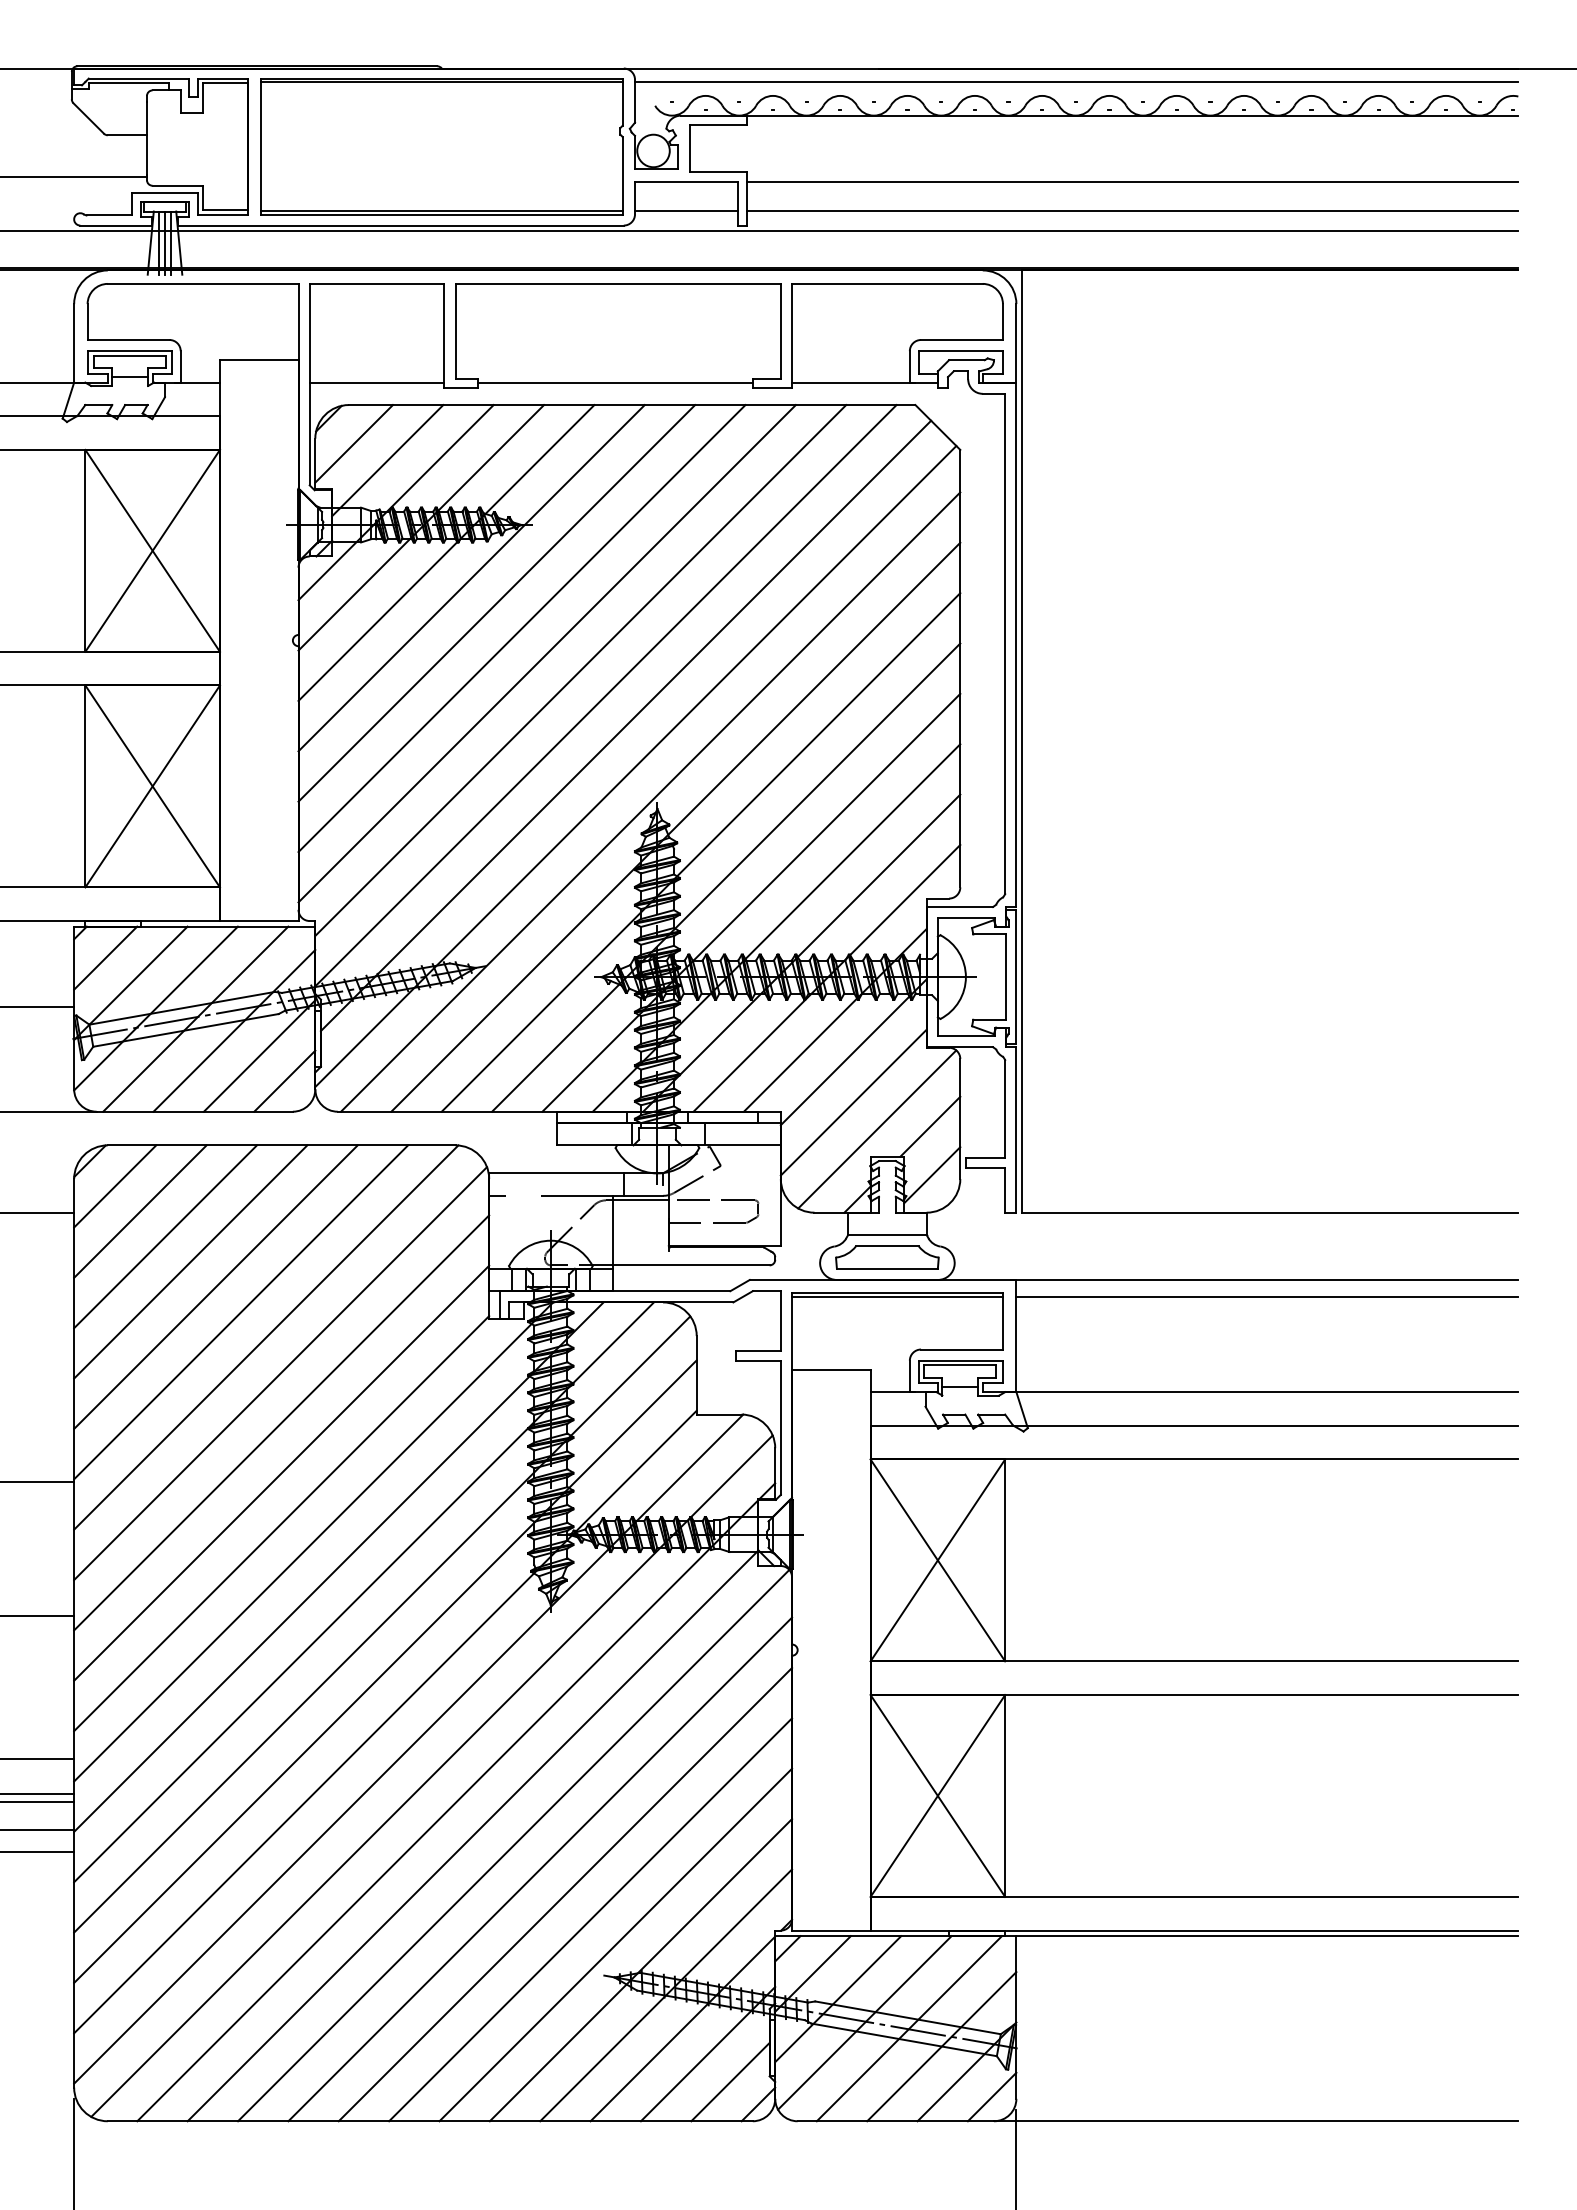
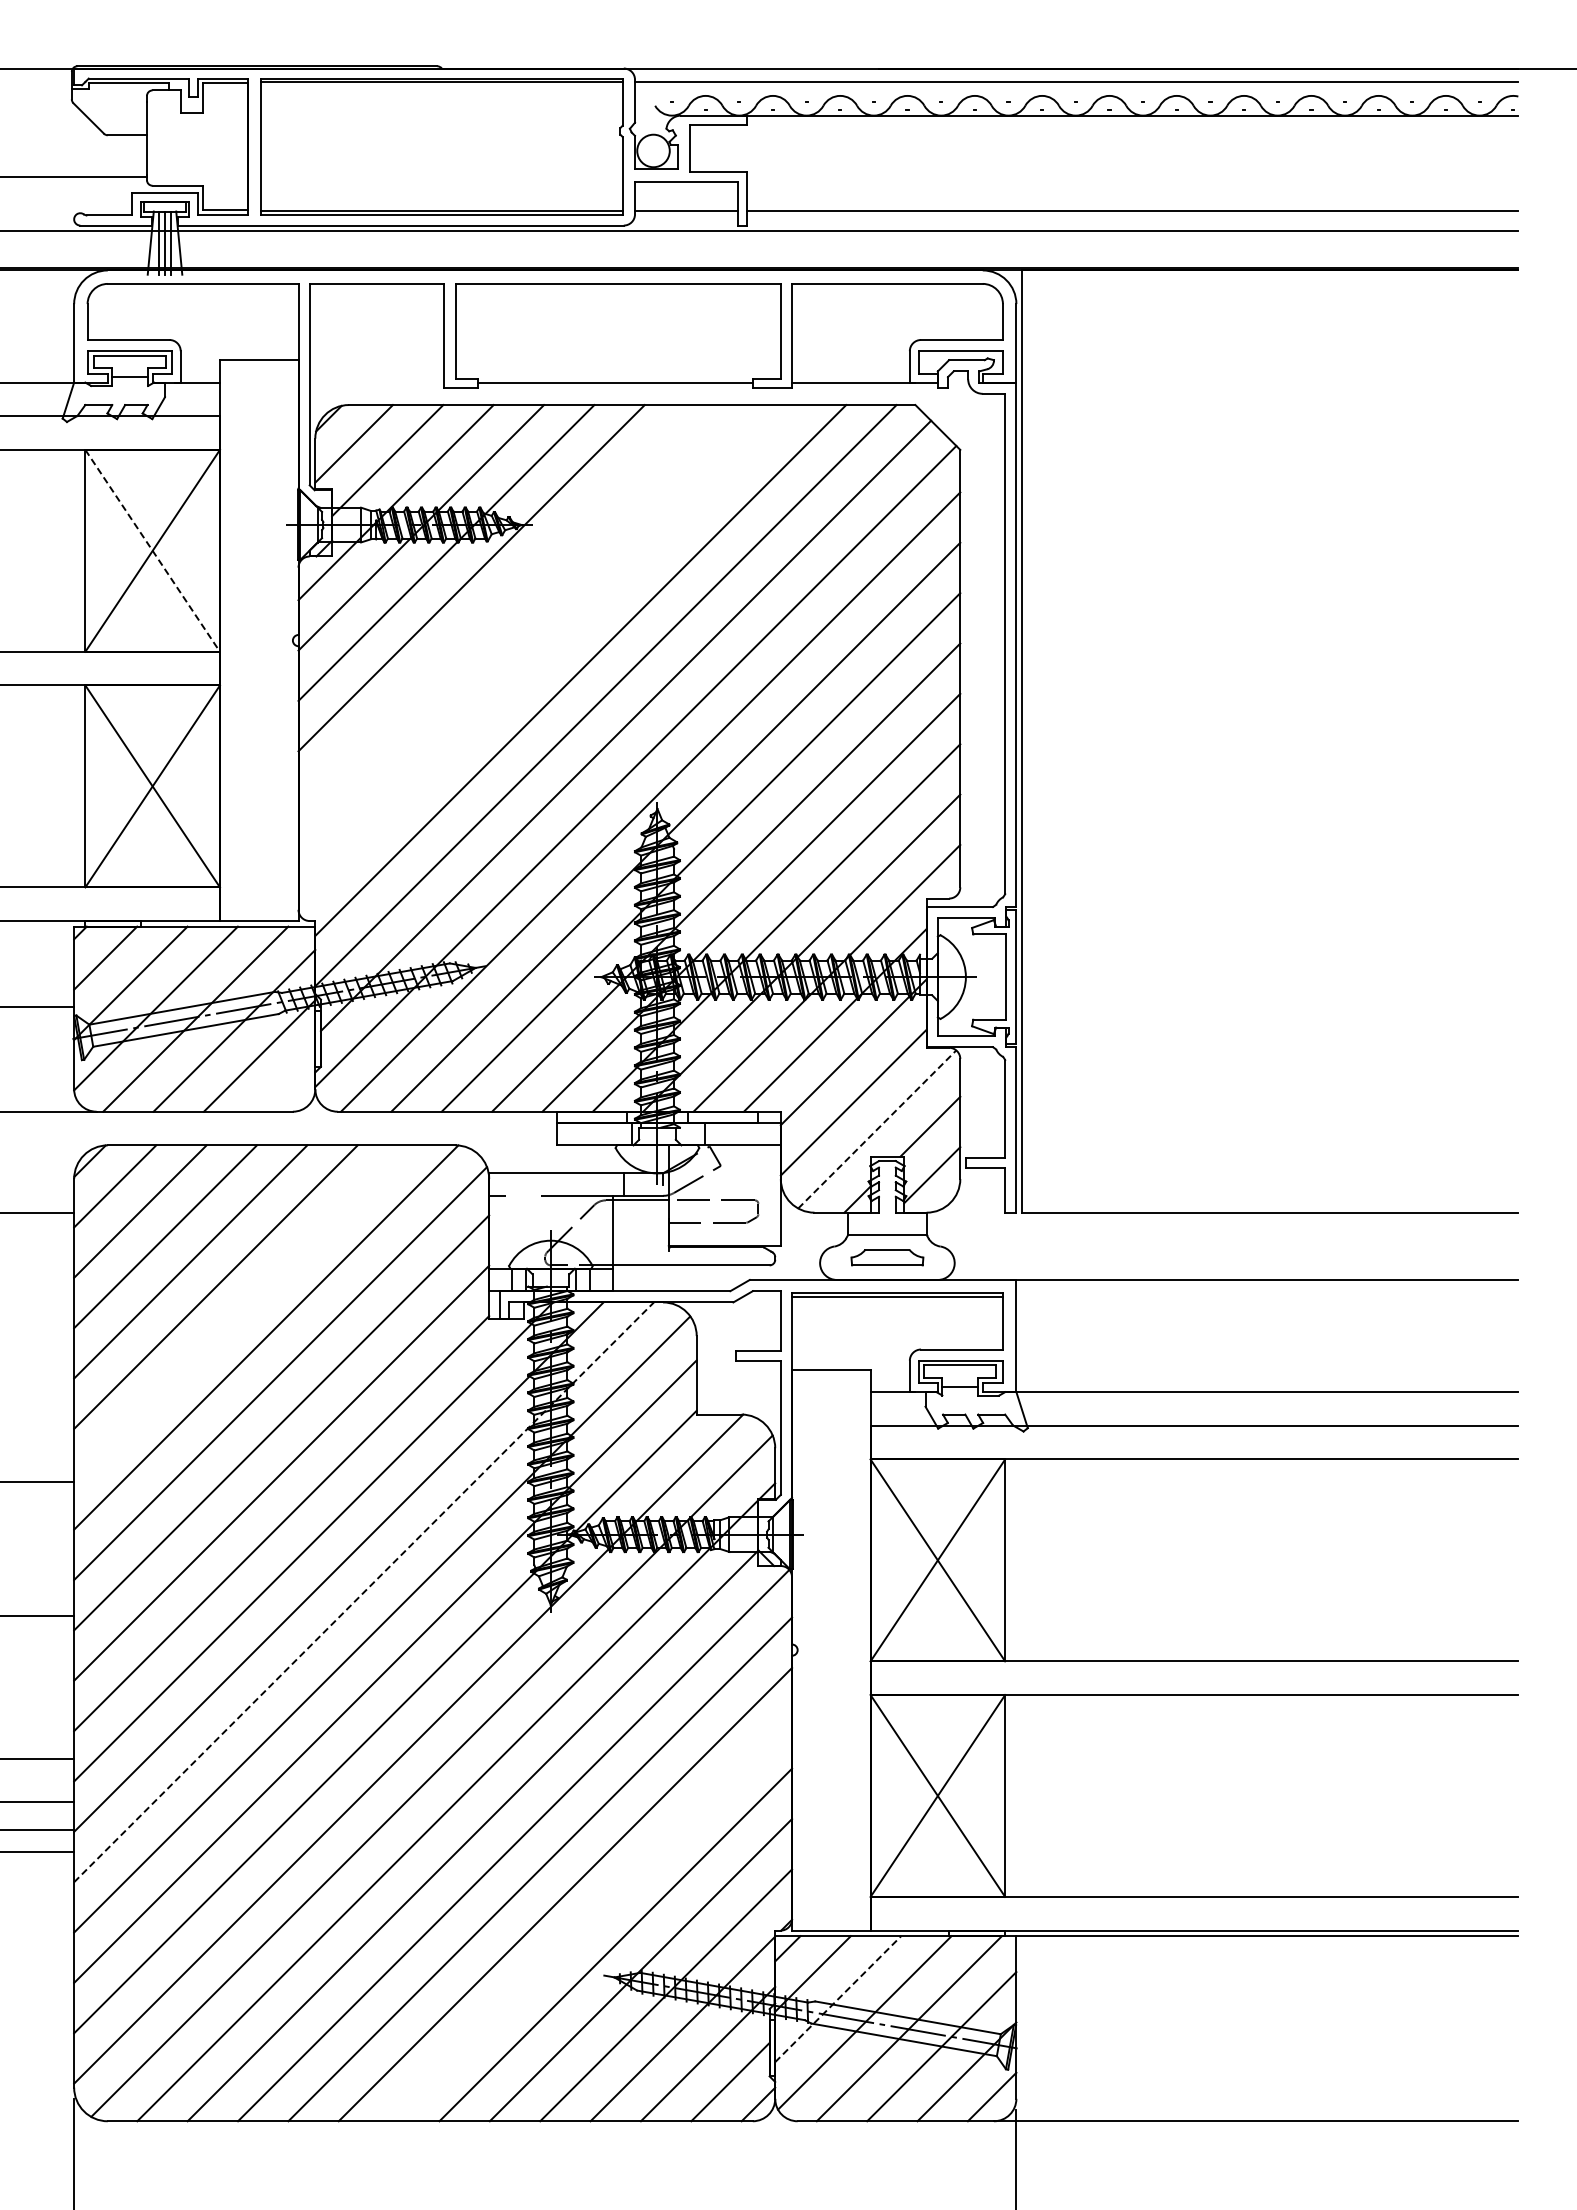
line: present -> none (1132, 181)
line: present -> none (376, 382)
line: solid -> dashed (152, 551)
line: present -> none (496, 603)
line: present -> none (521, 628)
line: present -> none (546, 653)
line: present -> none (284, 1080)
line: solid -> dashed (877, 1129)
part size: 105x25 px -> 75x18 px (887, 1257)
line: present -> none (1267, 1296)
line: present -> none (241, 1312)
line: solid -> dashed (364, 1592)
line: present -> none (38, 1793)
line: present -> none (590, 1919)
line: solid -> dashed (838, 1998)
